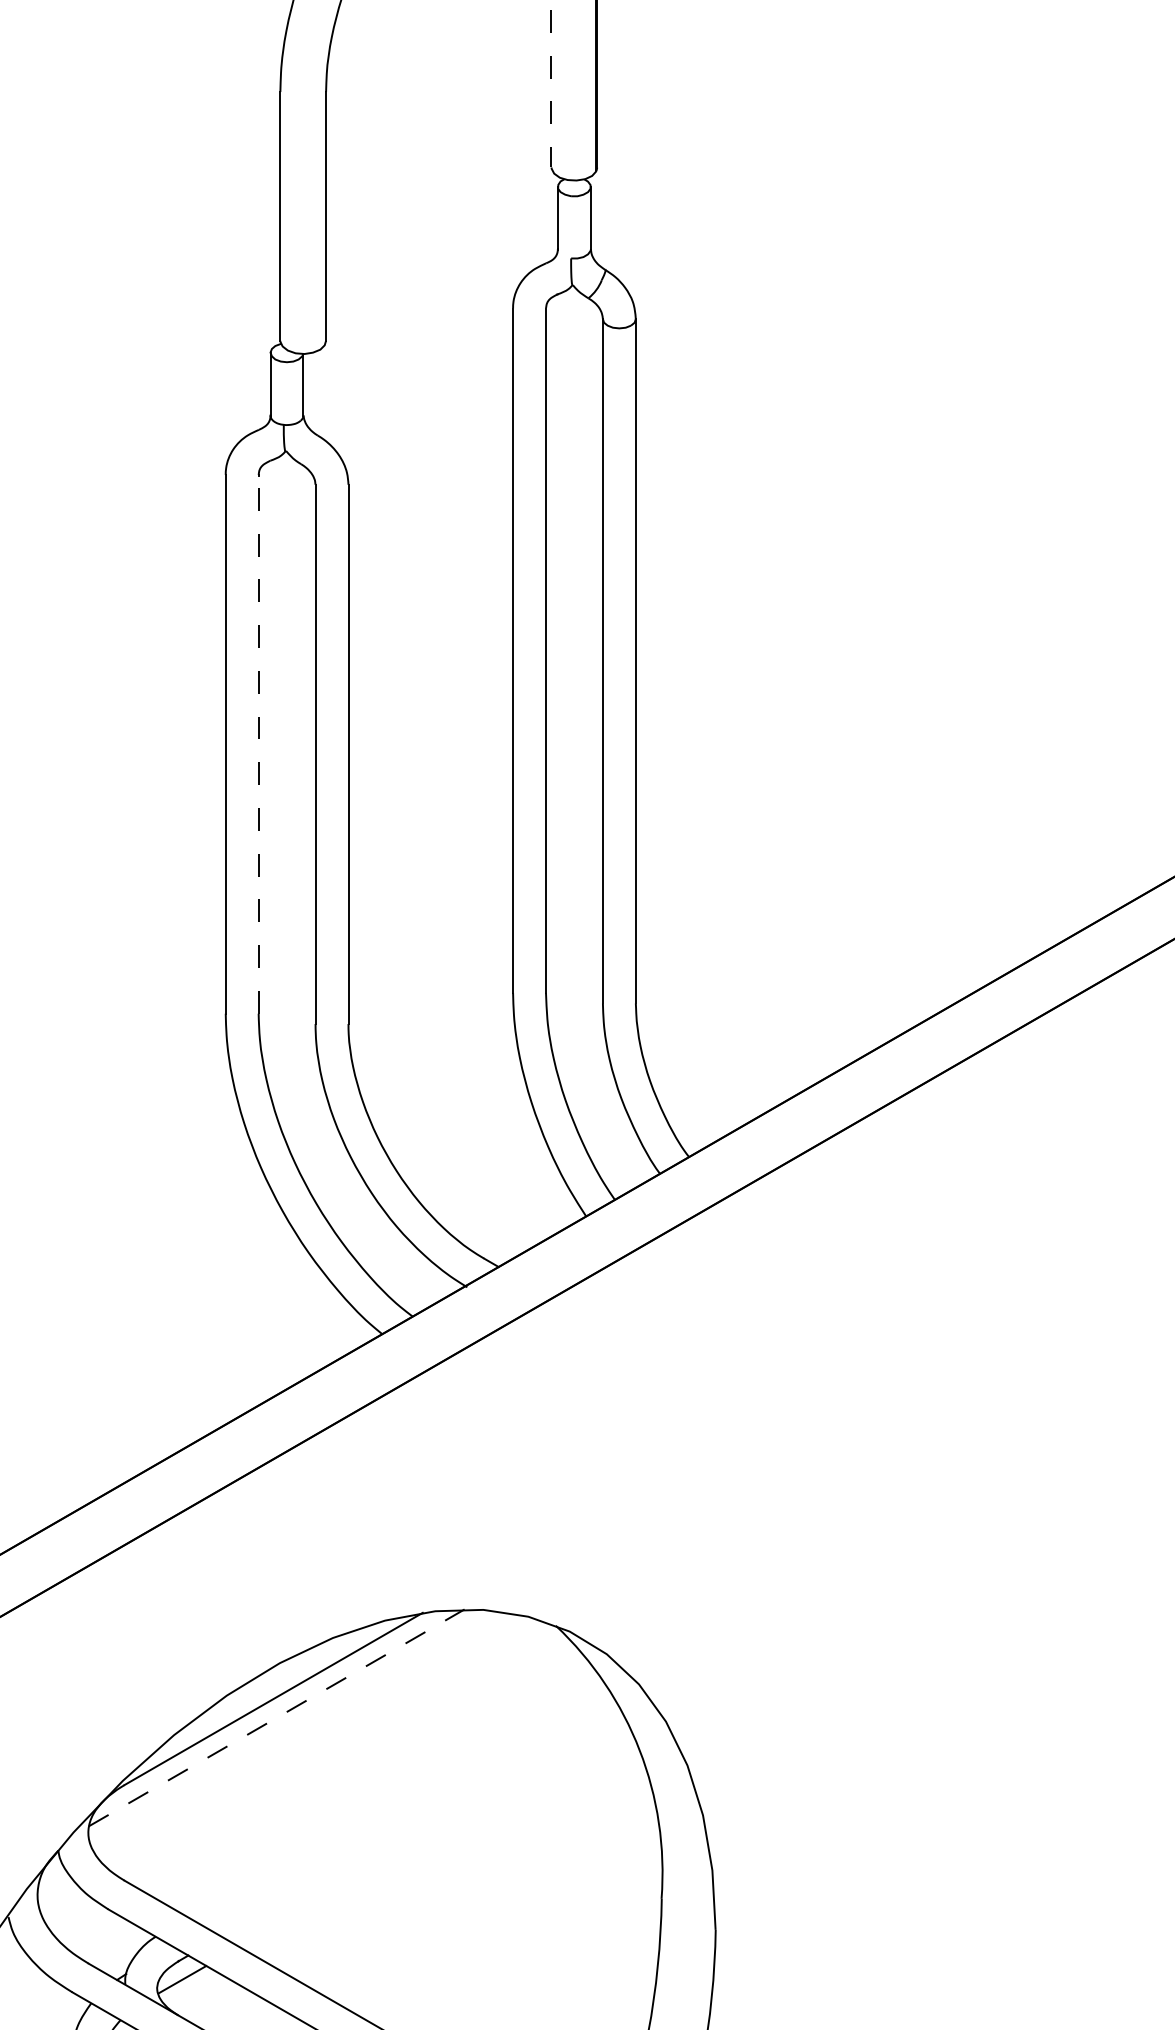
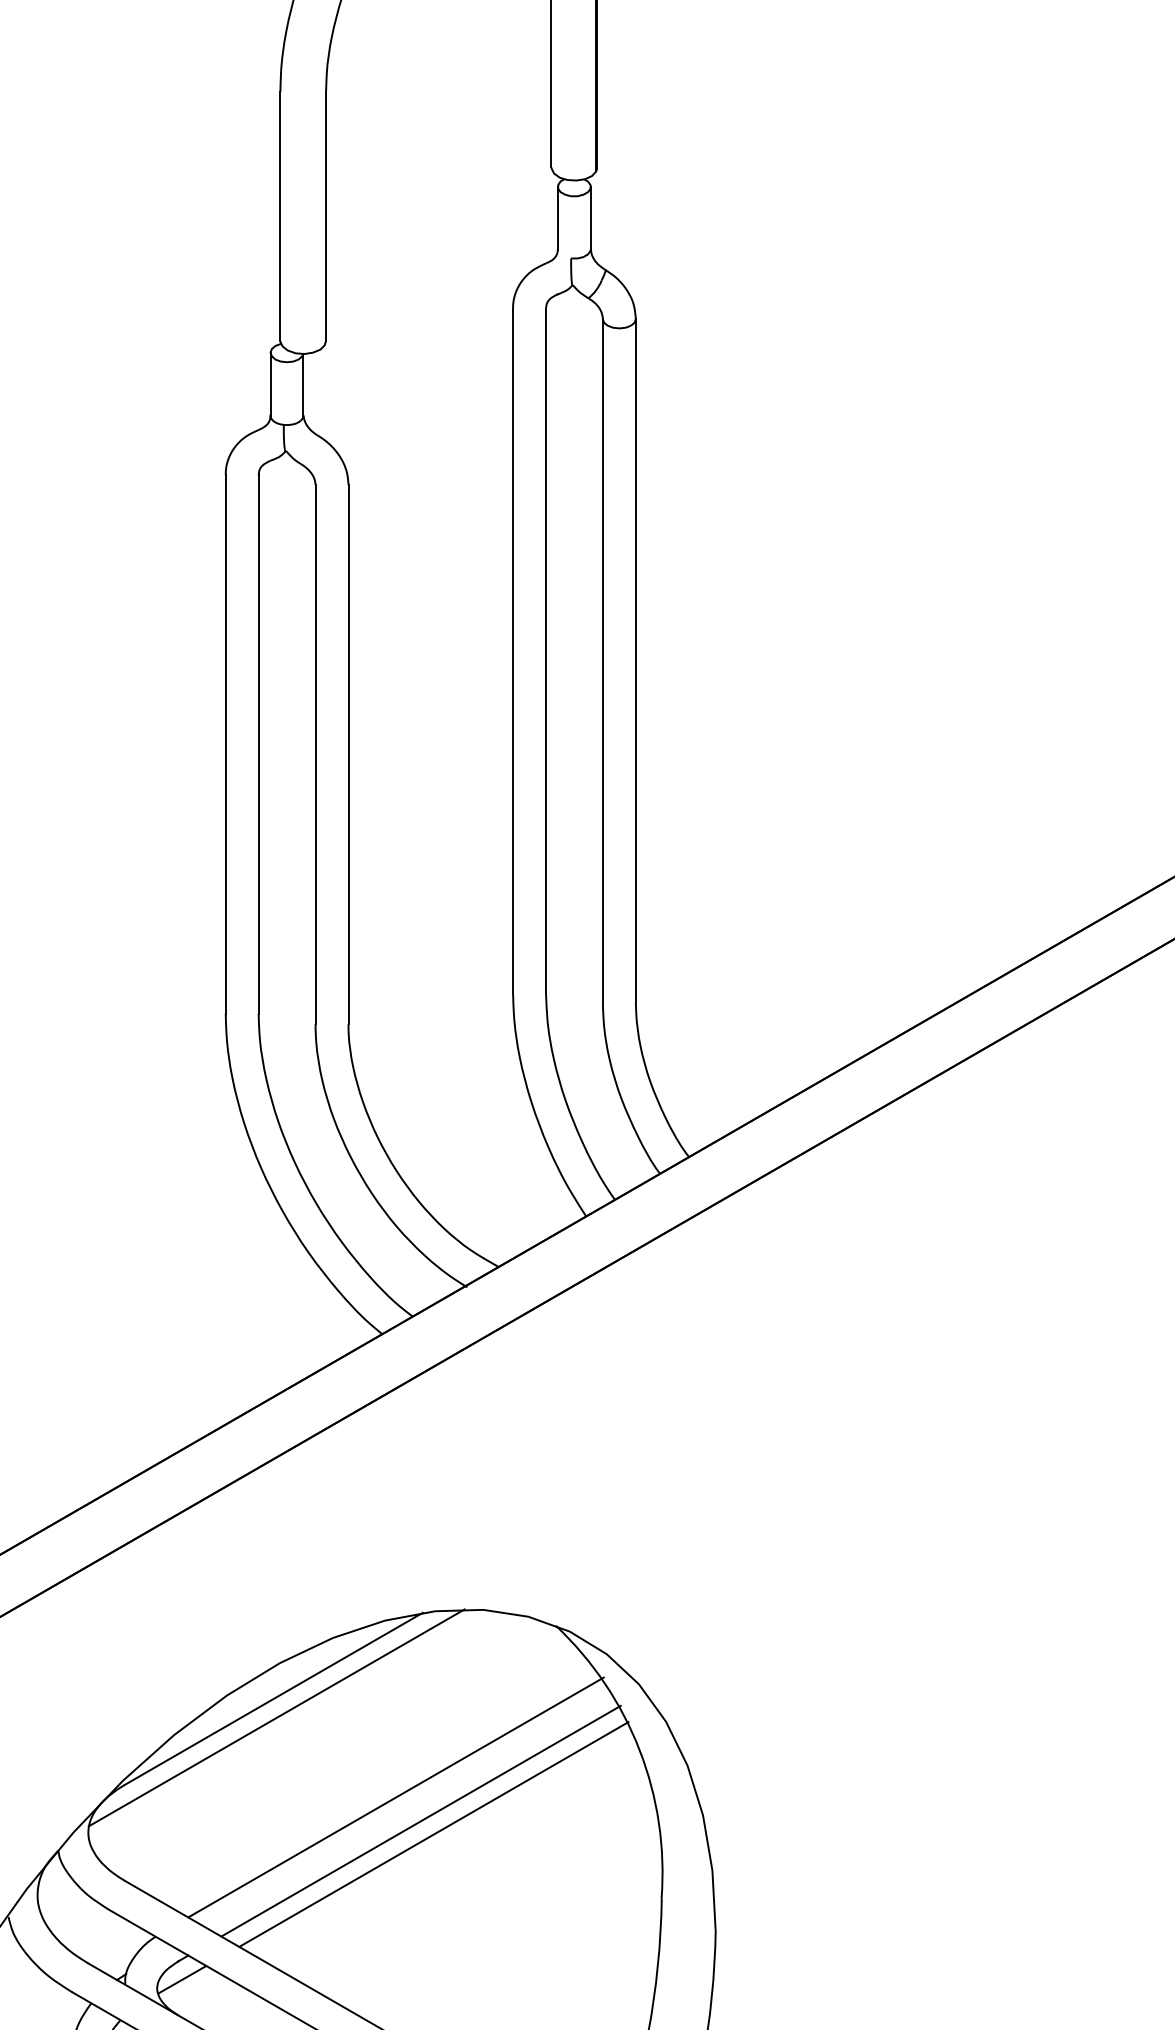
line: dashed -> solid (551, 84)
line: dashed -> solid (258, 743)
line: dashed -> solid (276, 1717)
line: none -> present (395, 1797)
line: none -> present (420, 1820)
line: none -> present (433, 1834)
